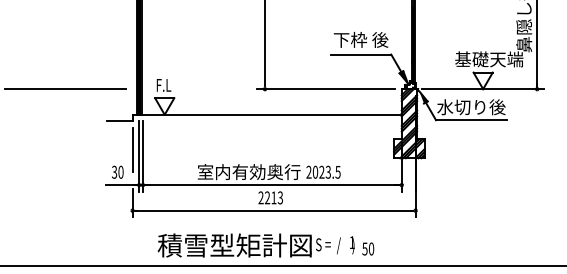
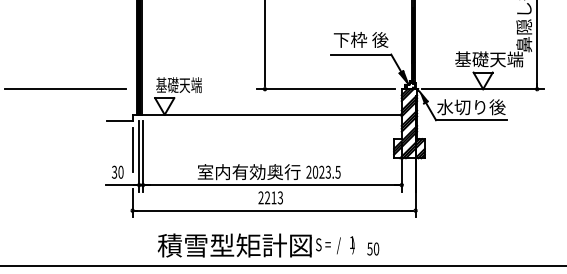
text: F.L -> 基礎天端 (178, 85)
text position: (368, 248) -> (373, 248) (373, 248)
